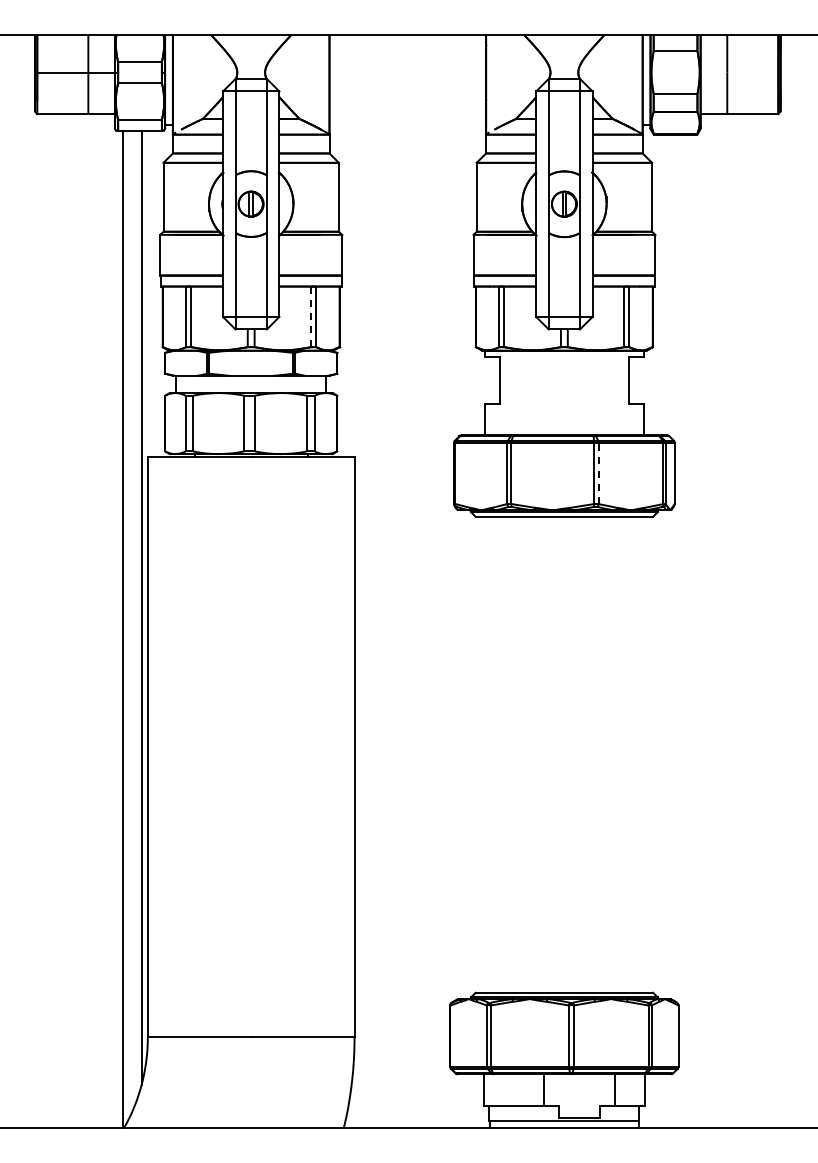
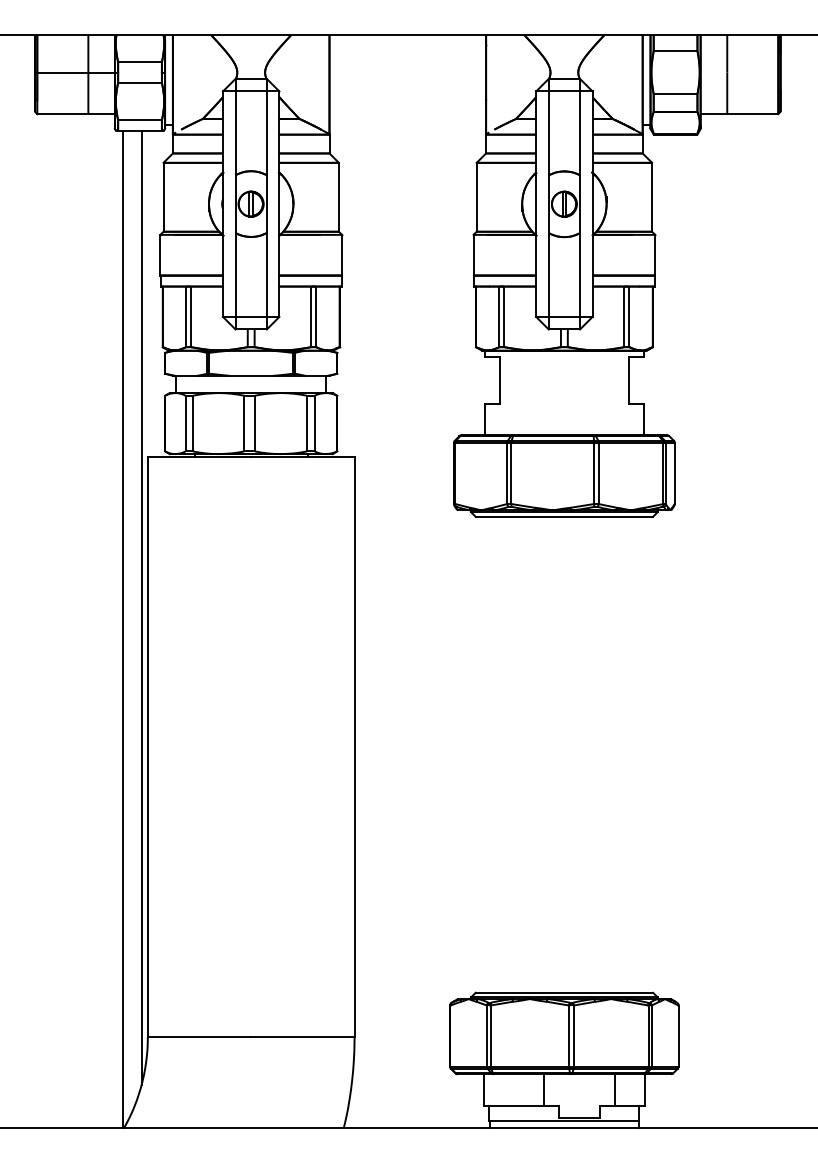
line: dashed -> solid (311, 317)
line: dashed -> solid (598, 473)
